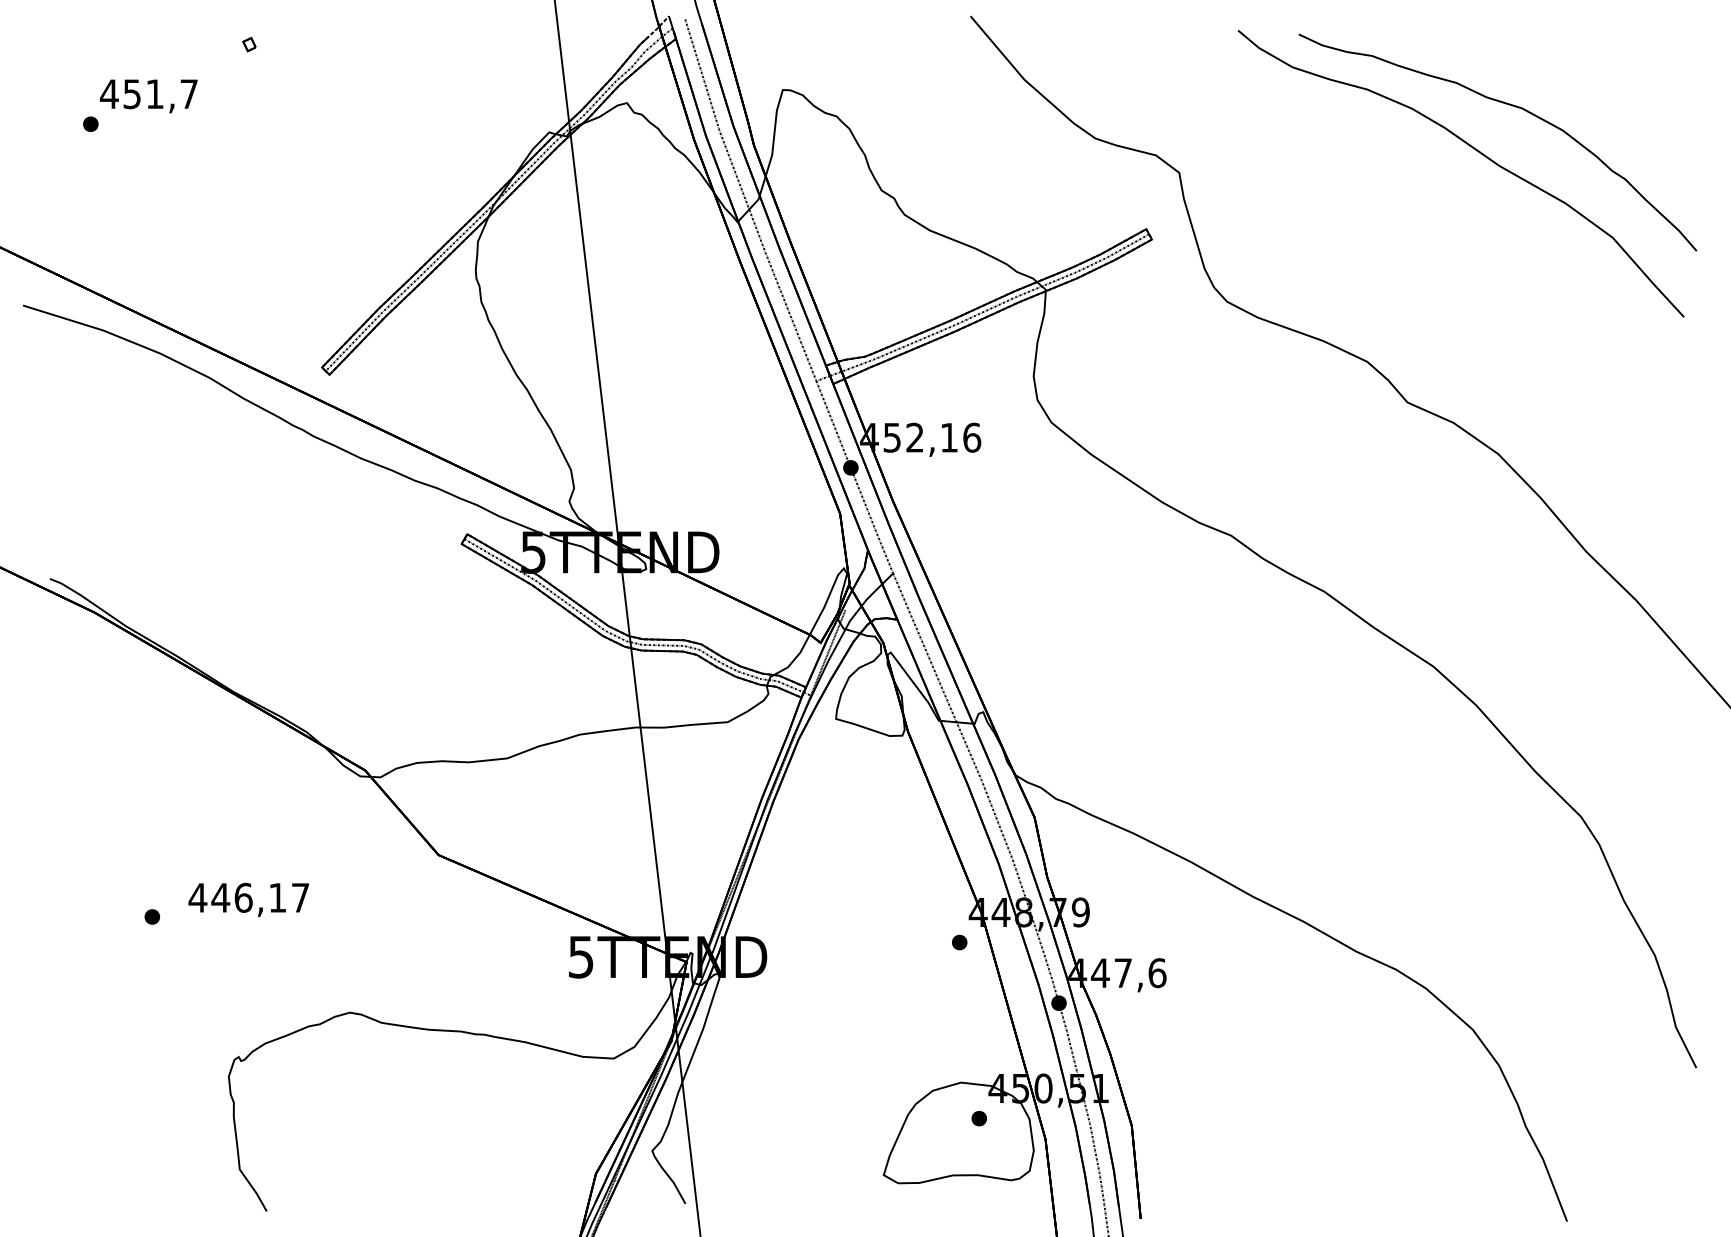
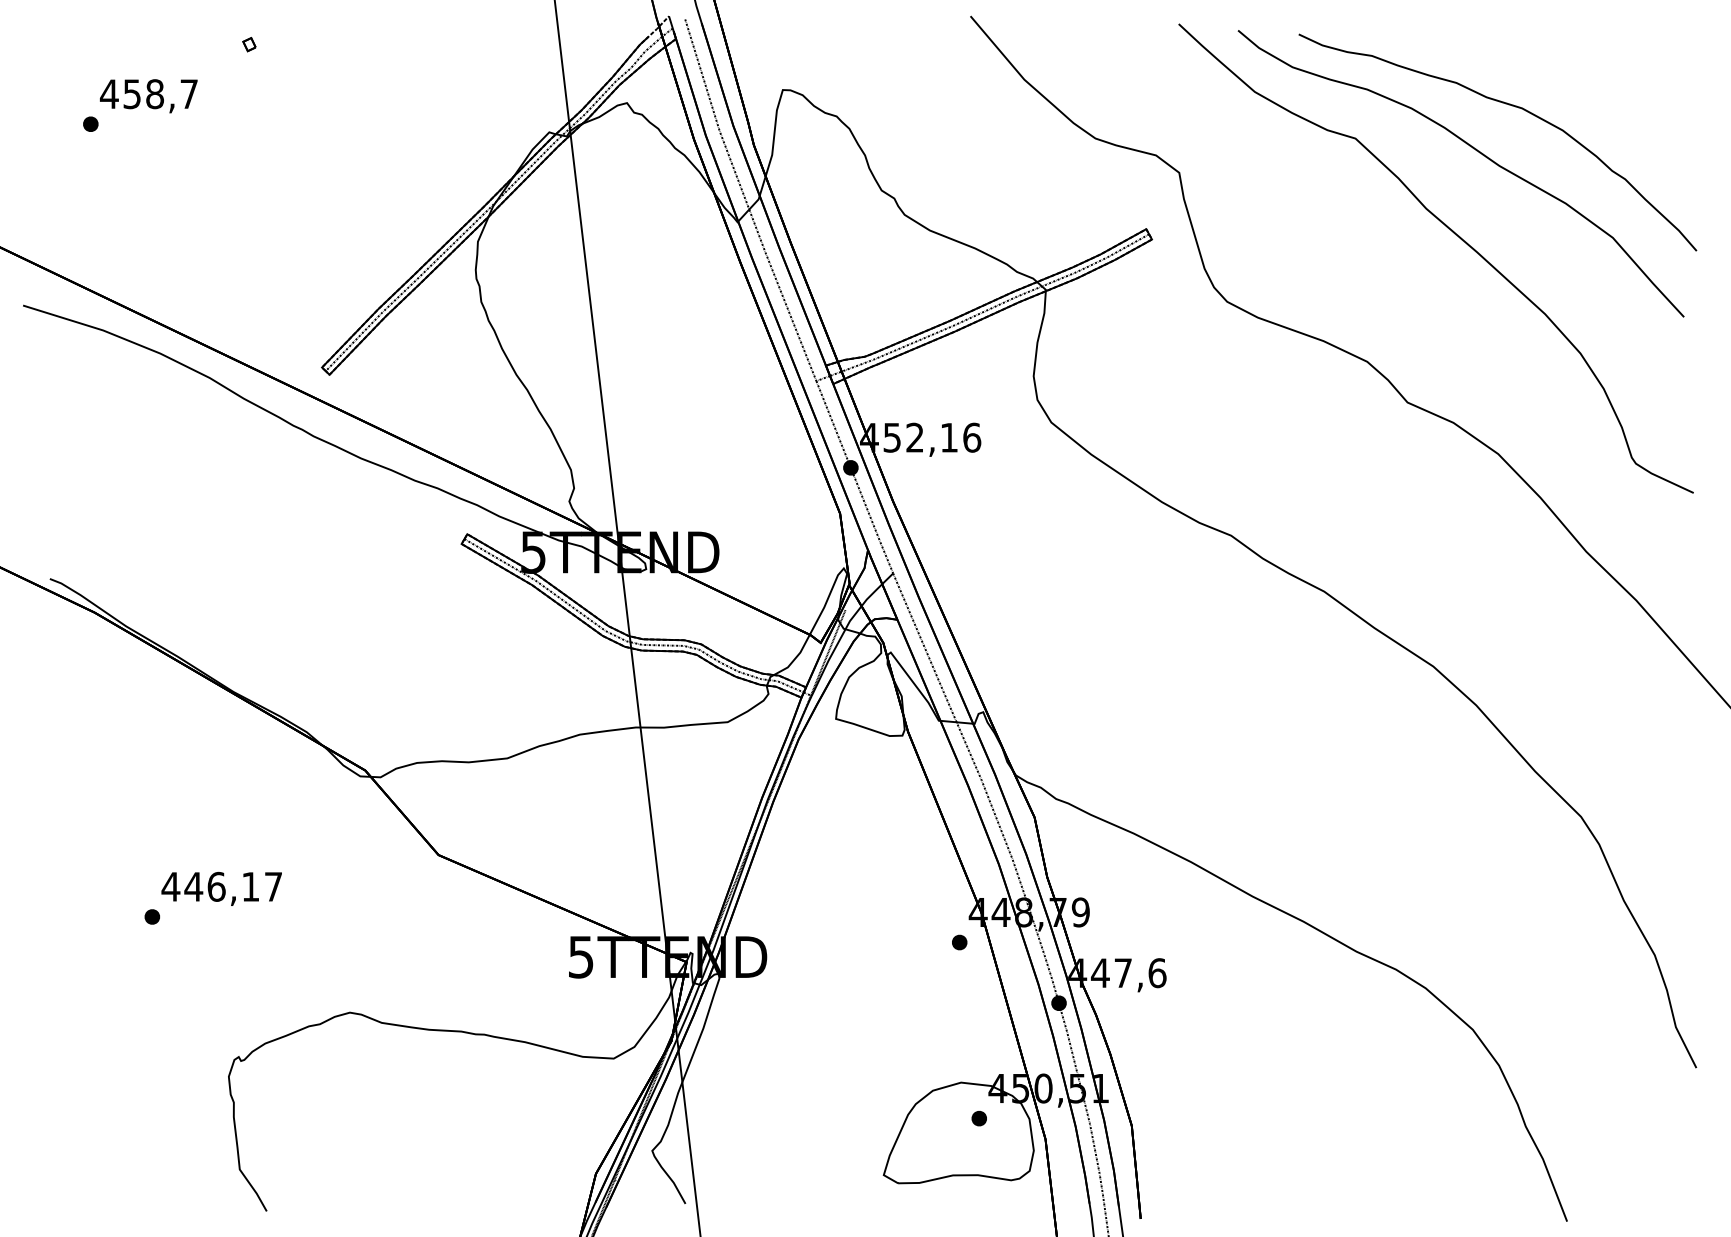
text: 451,7 -> 458,7 (155, 94)
part: none -> present (1454, 234)
text position: (248, 899) -> (221, 888) (221, 888)
